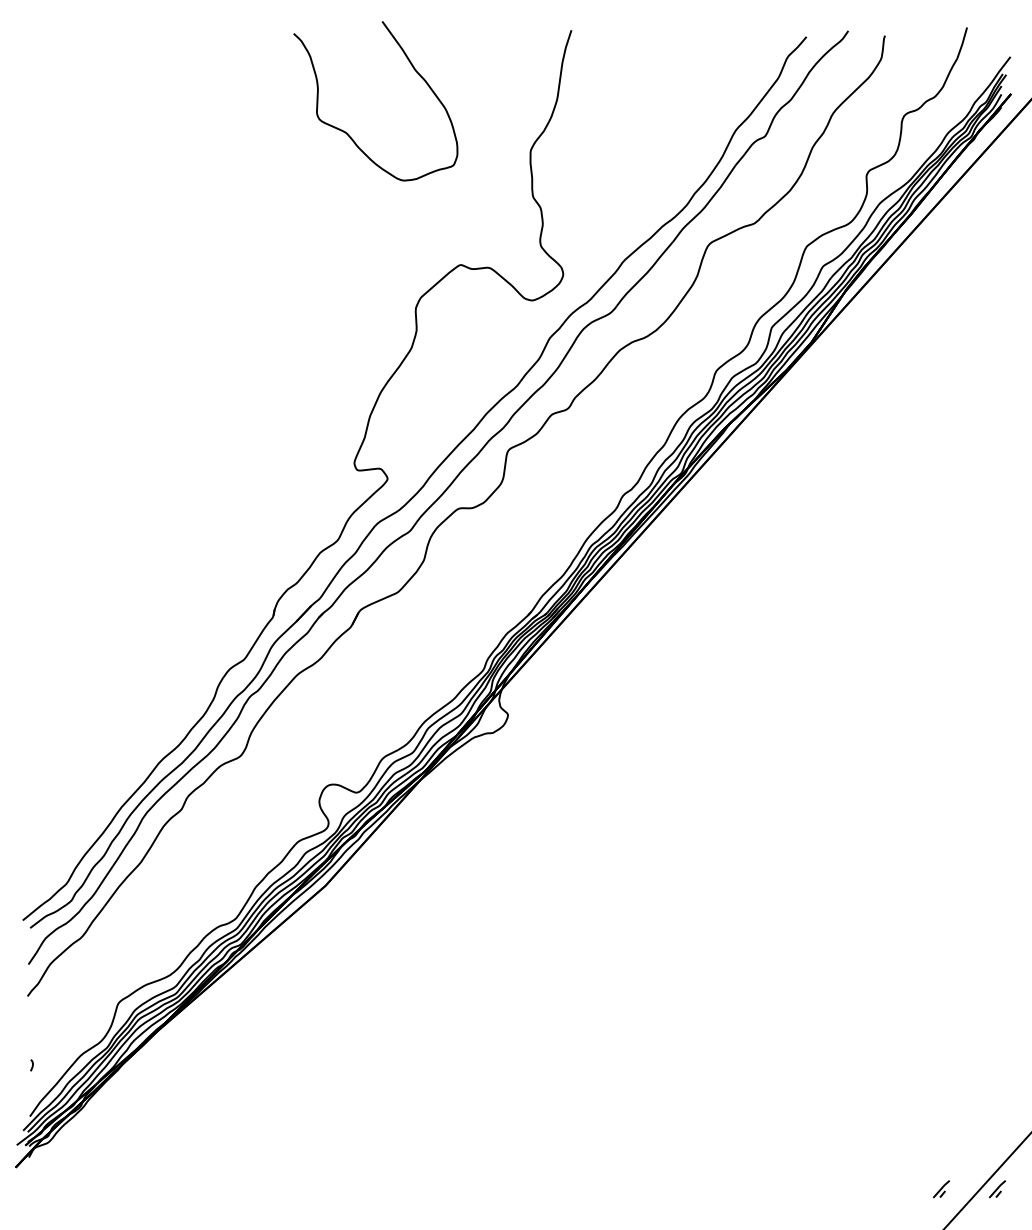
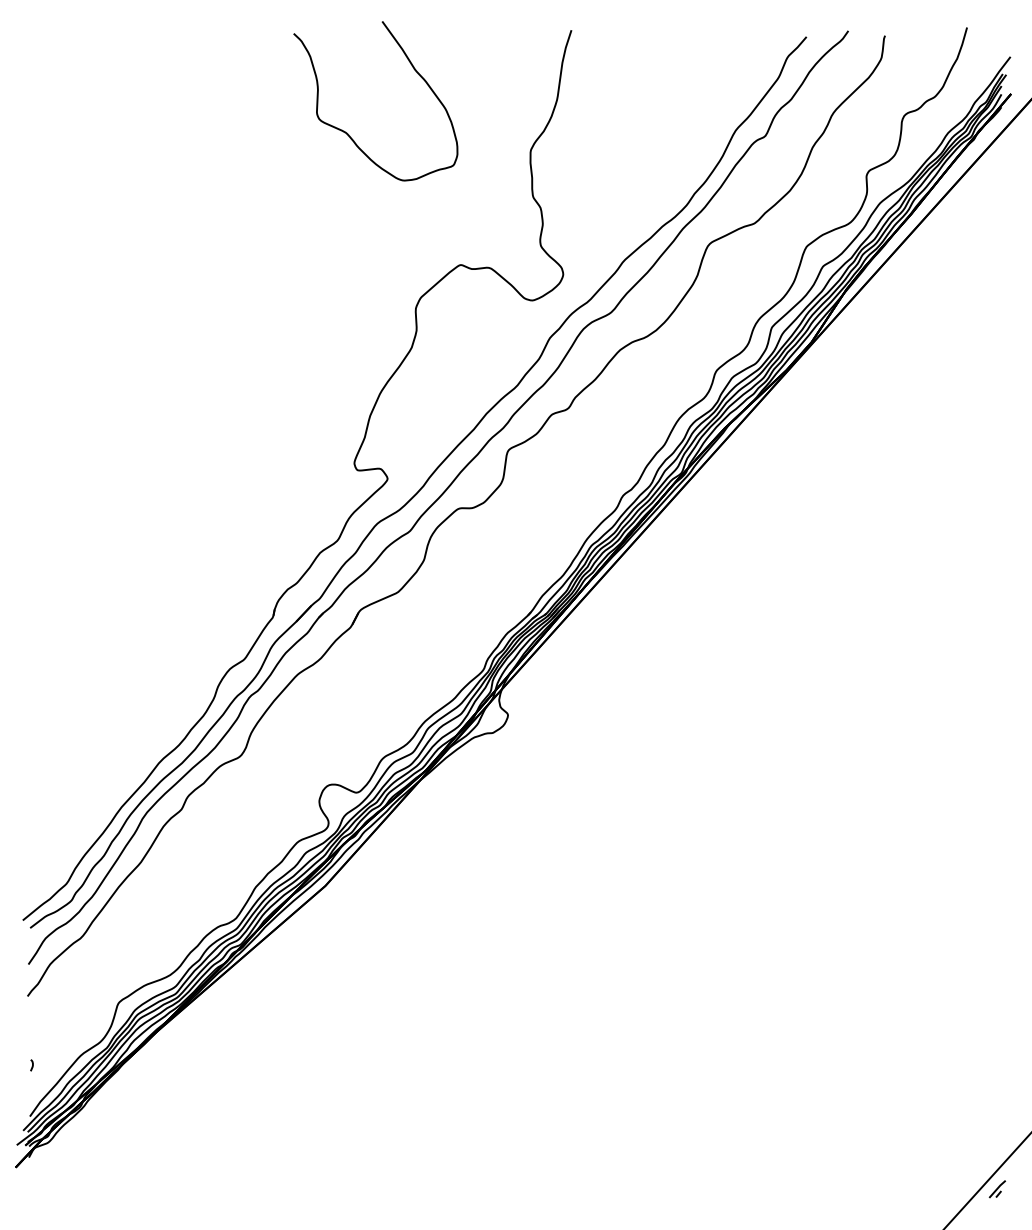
part: present -> none (940, 1189)
